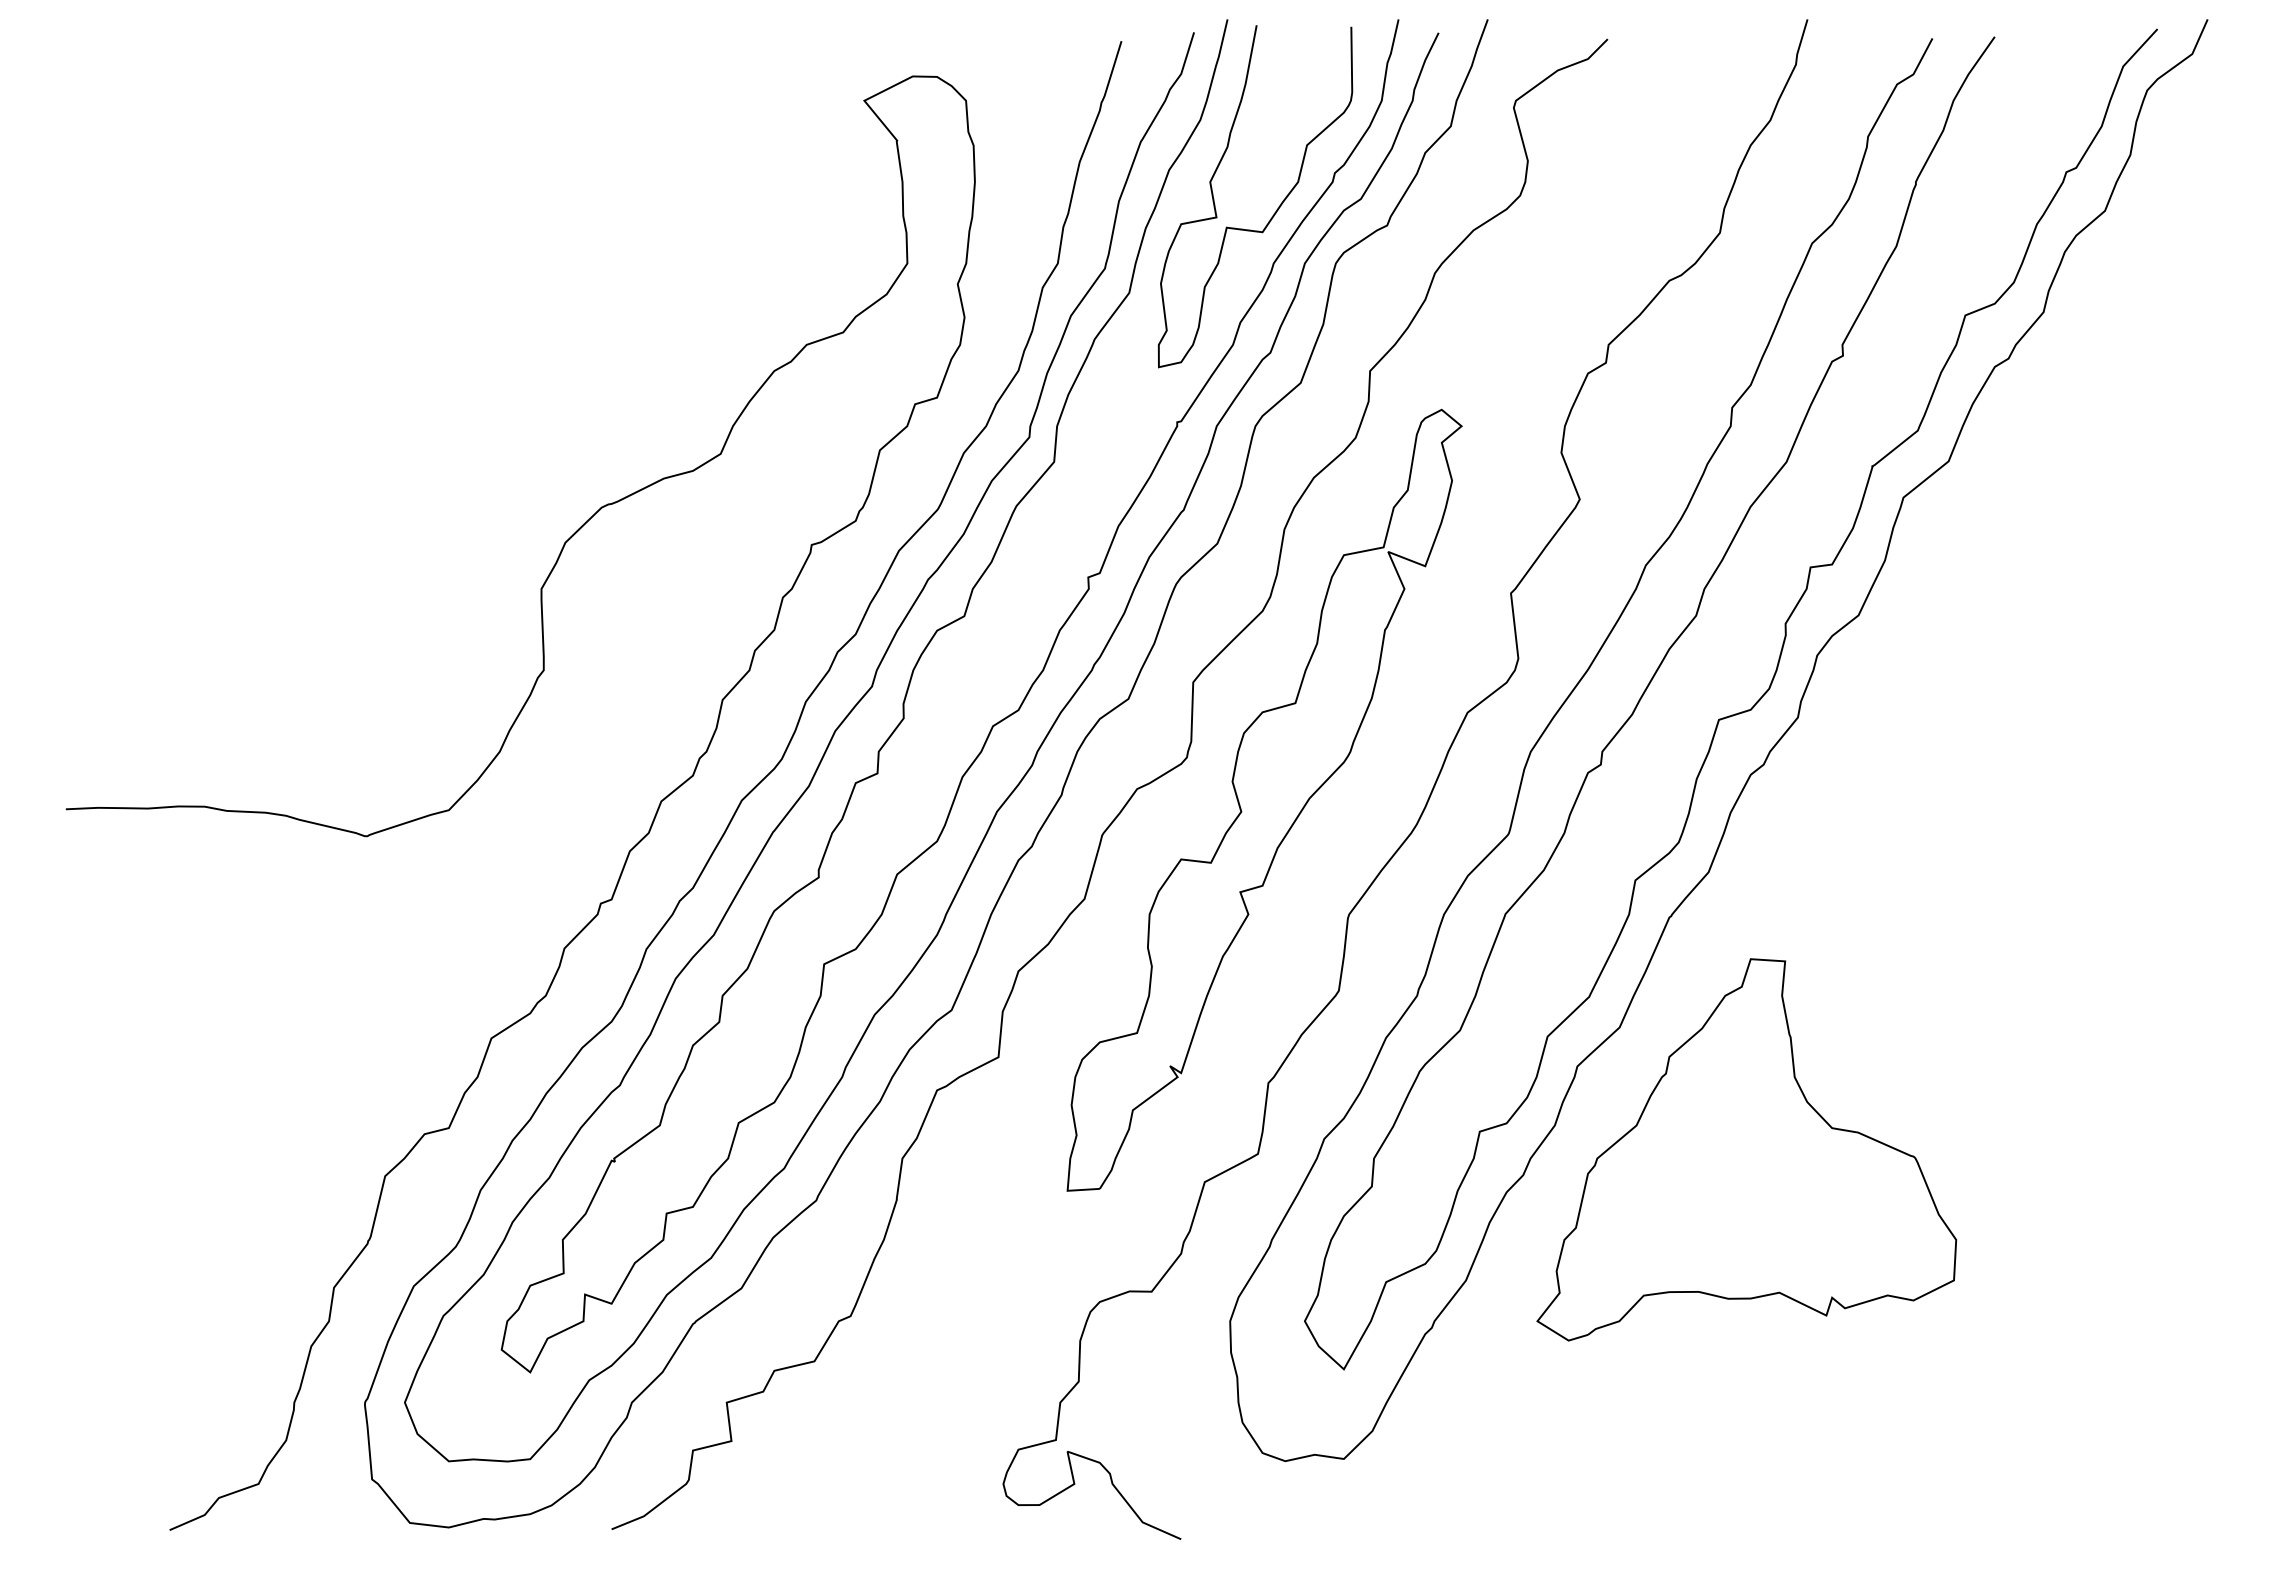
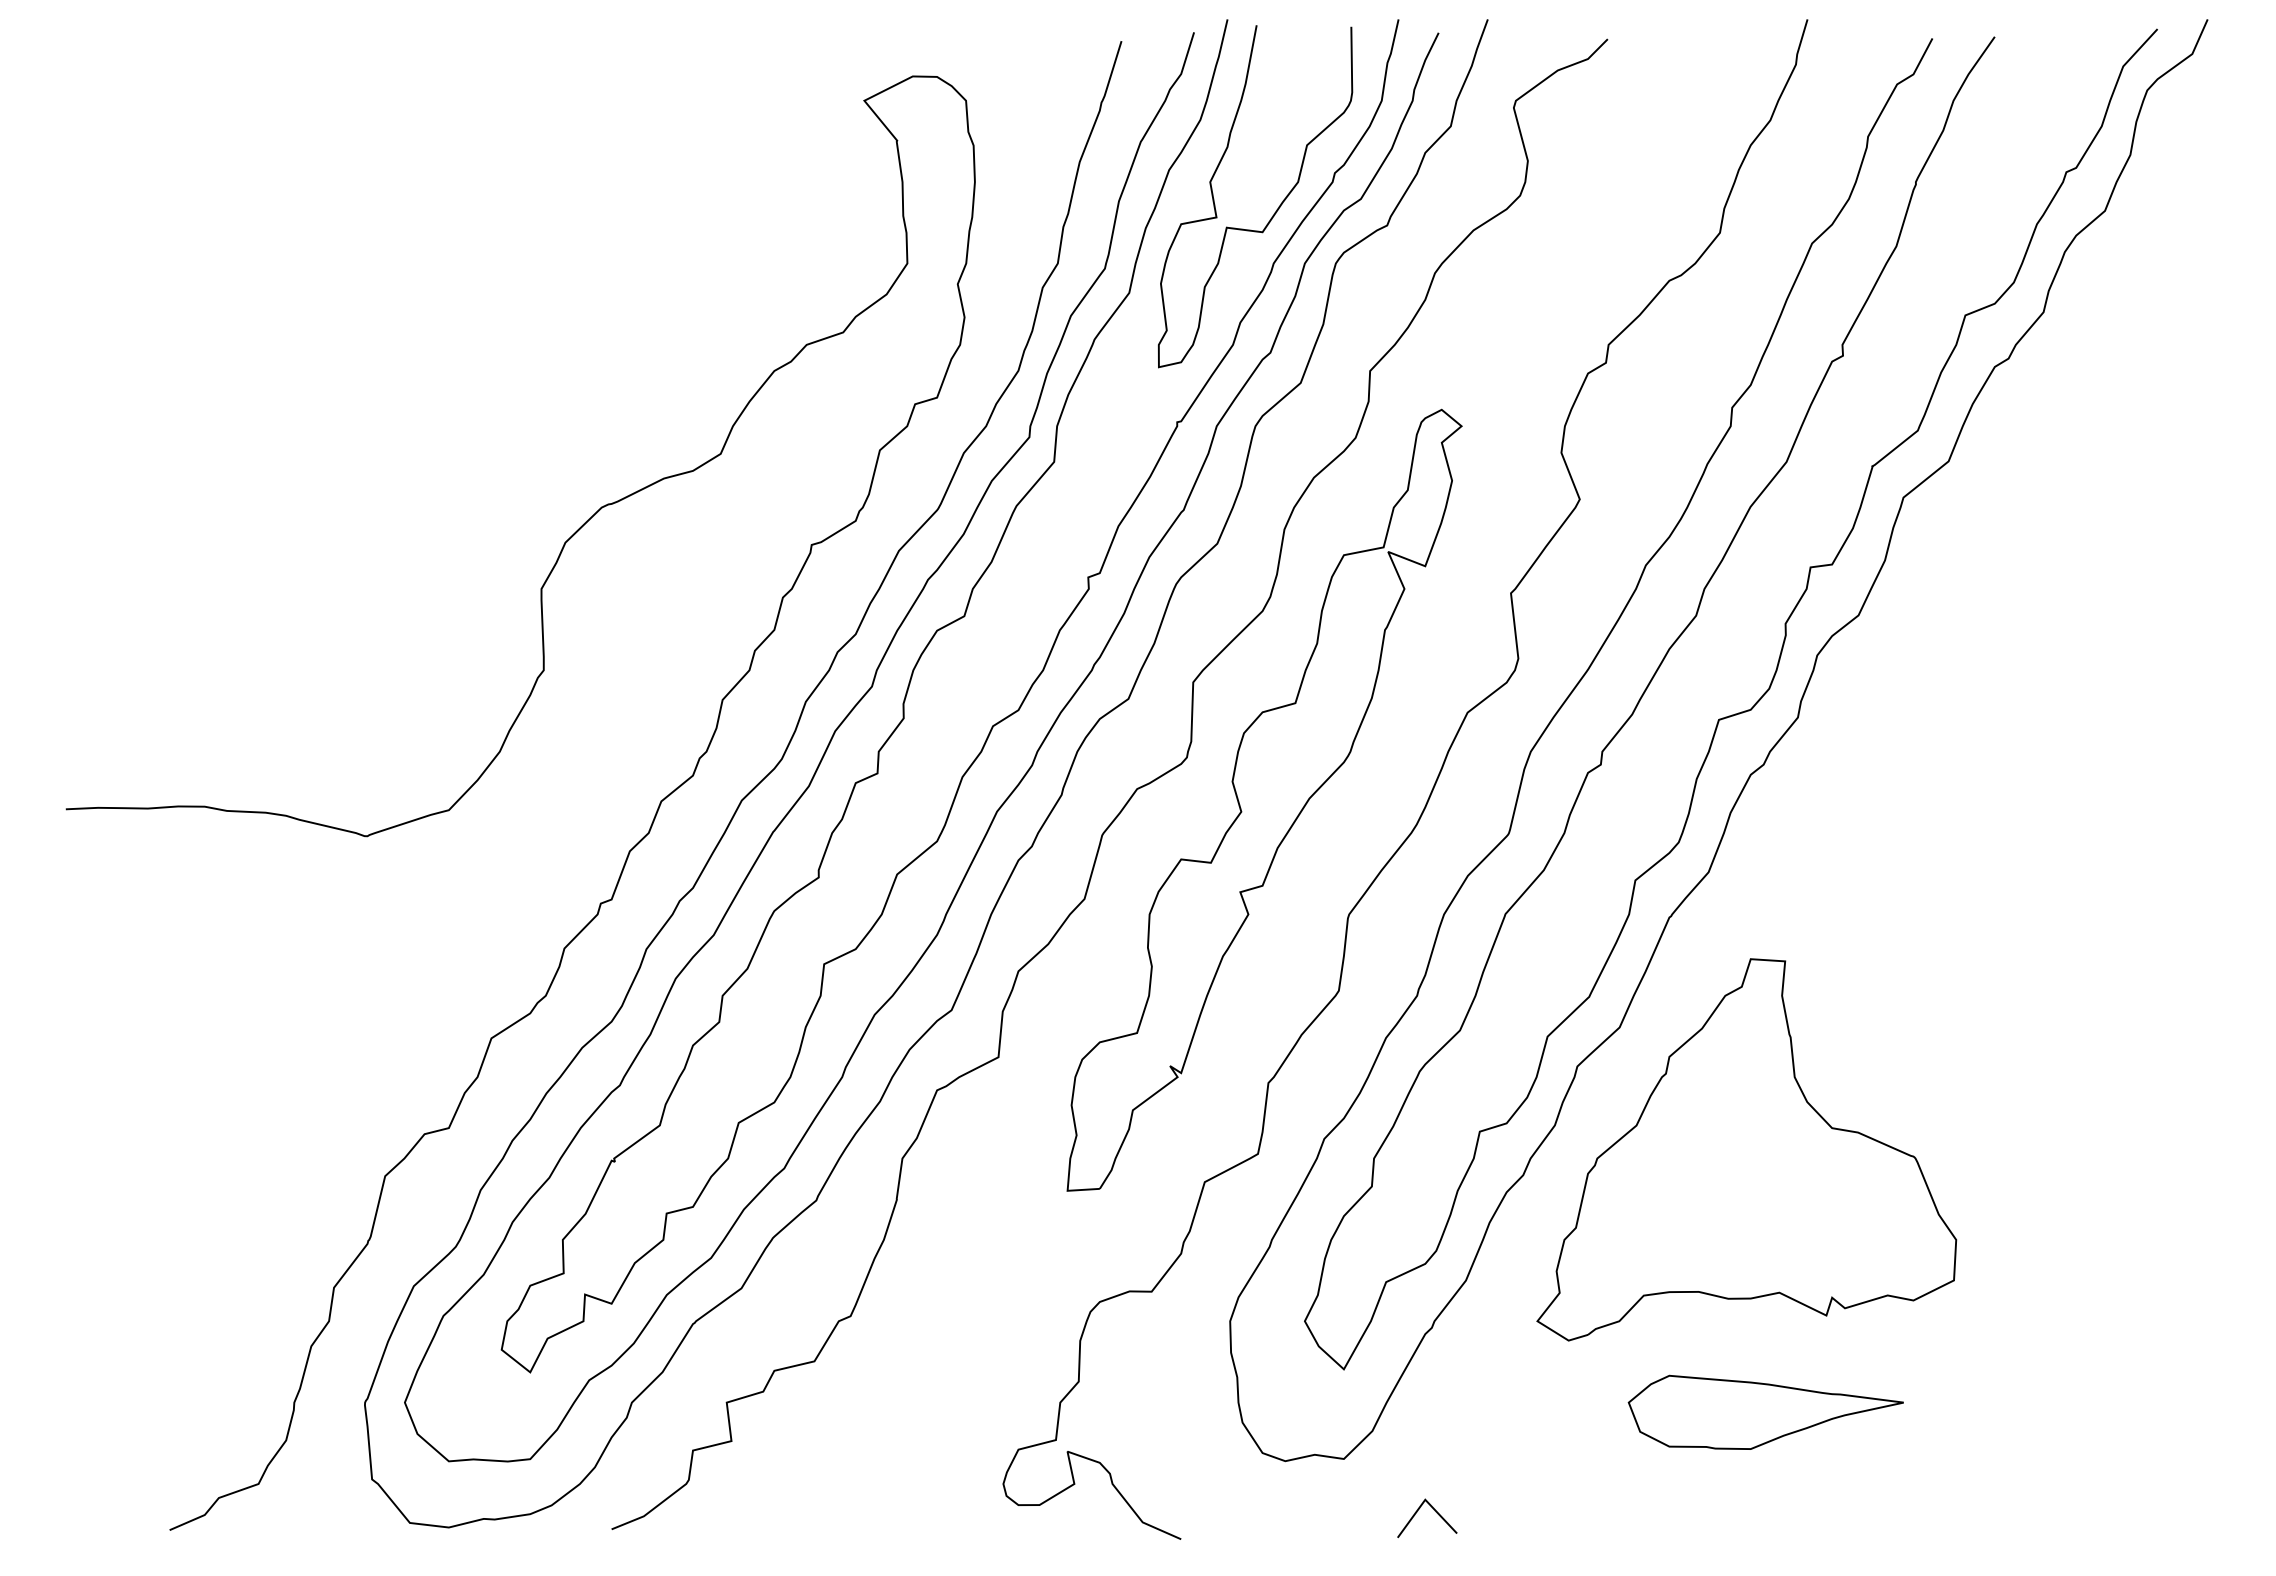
part: none -> present (1765, 1411)
line: none -> present (1435, 1512)
